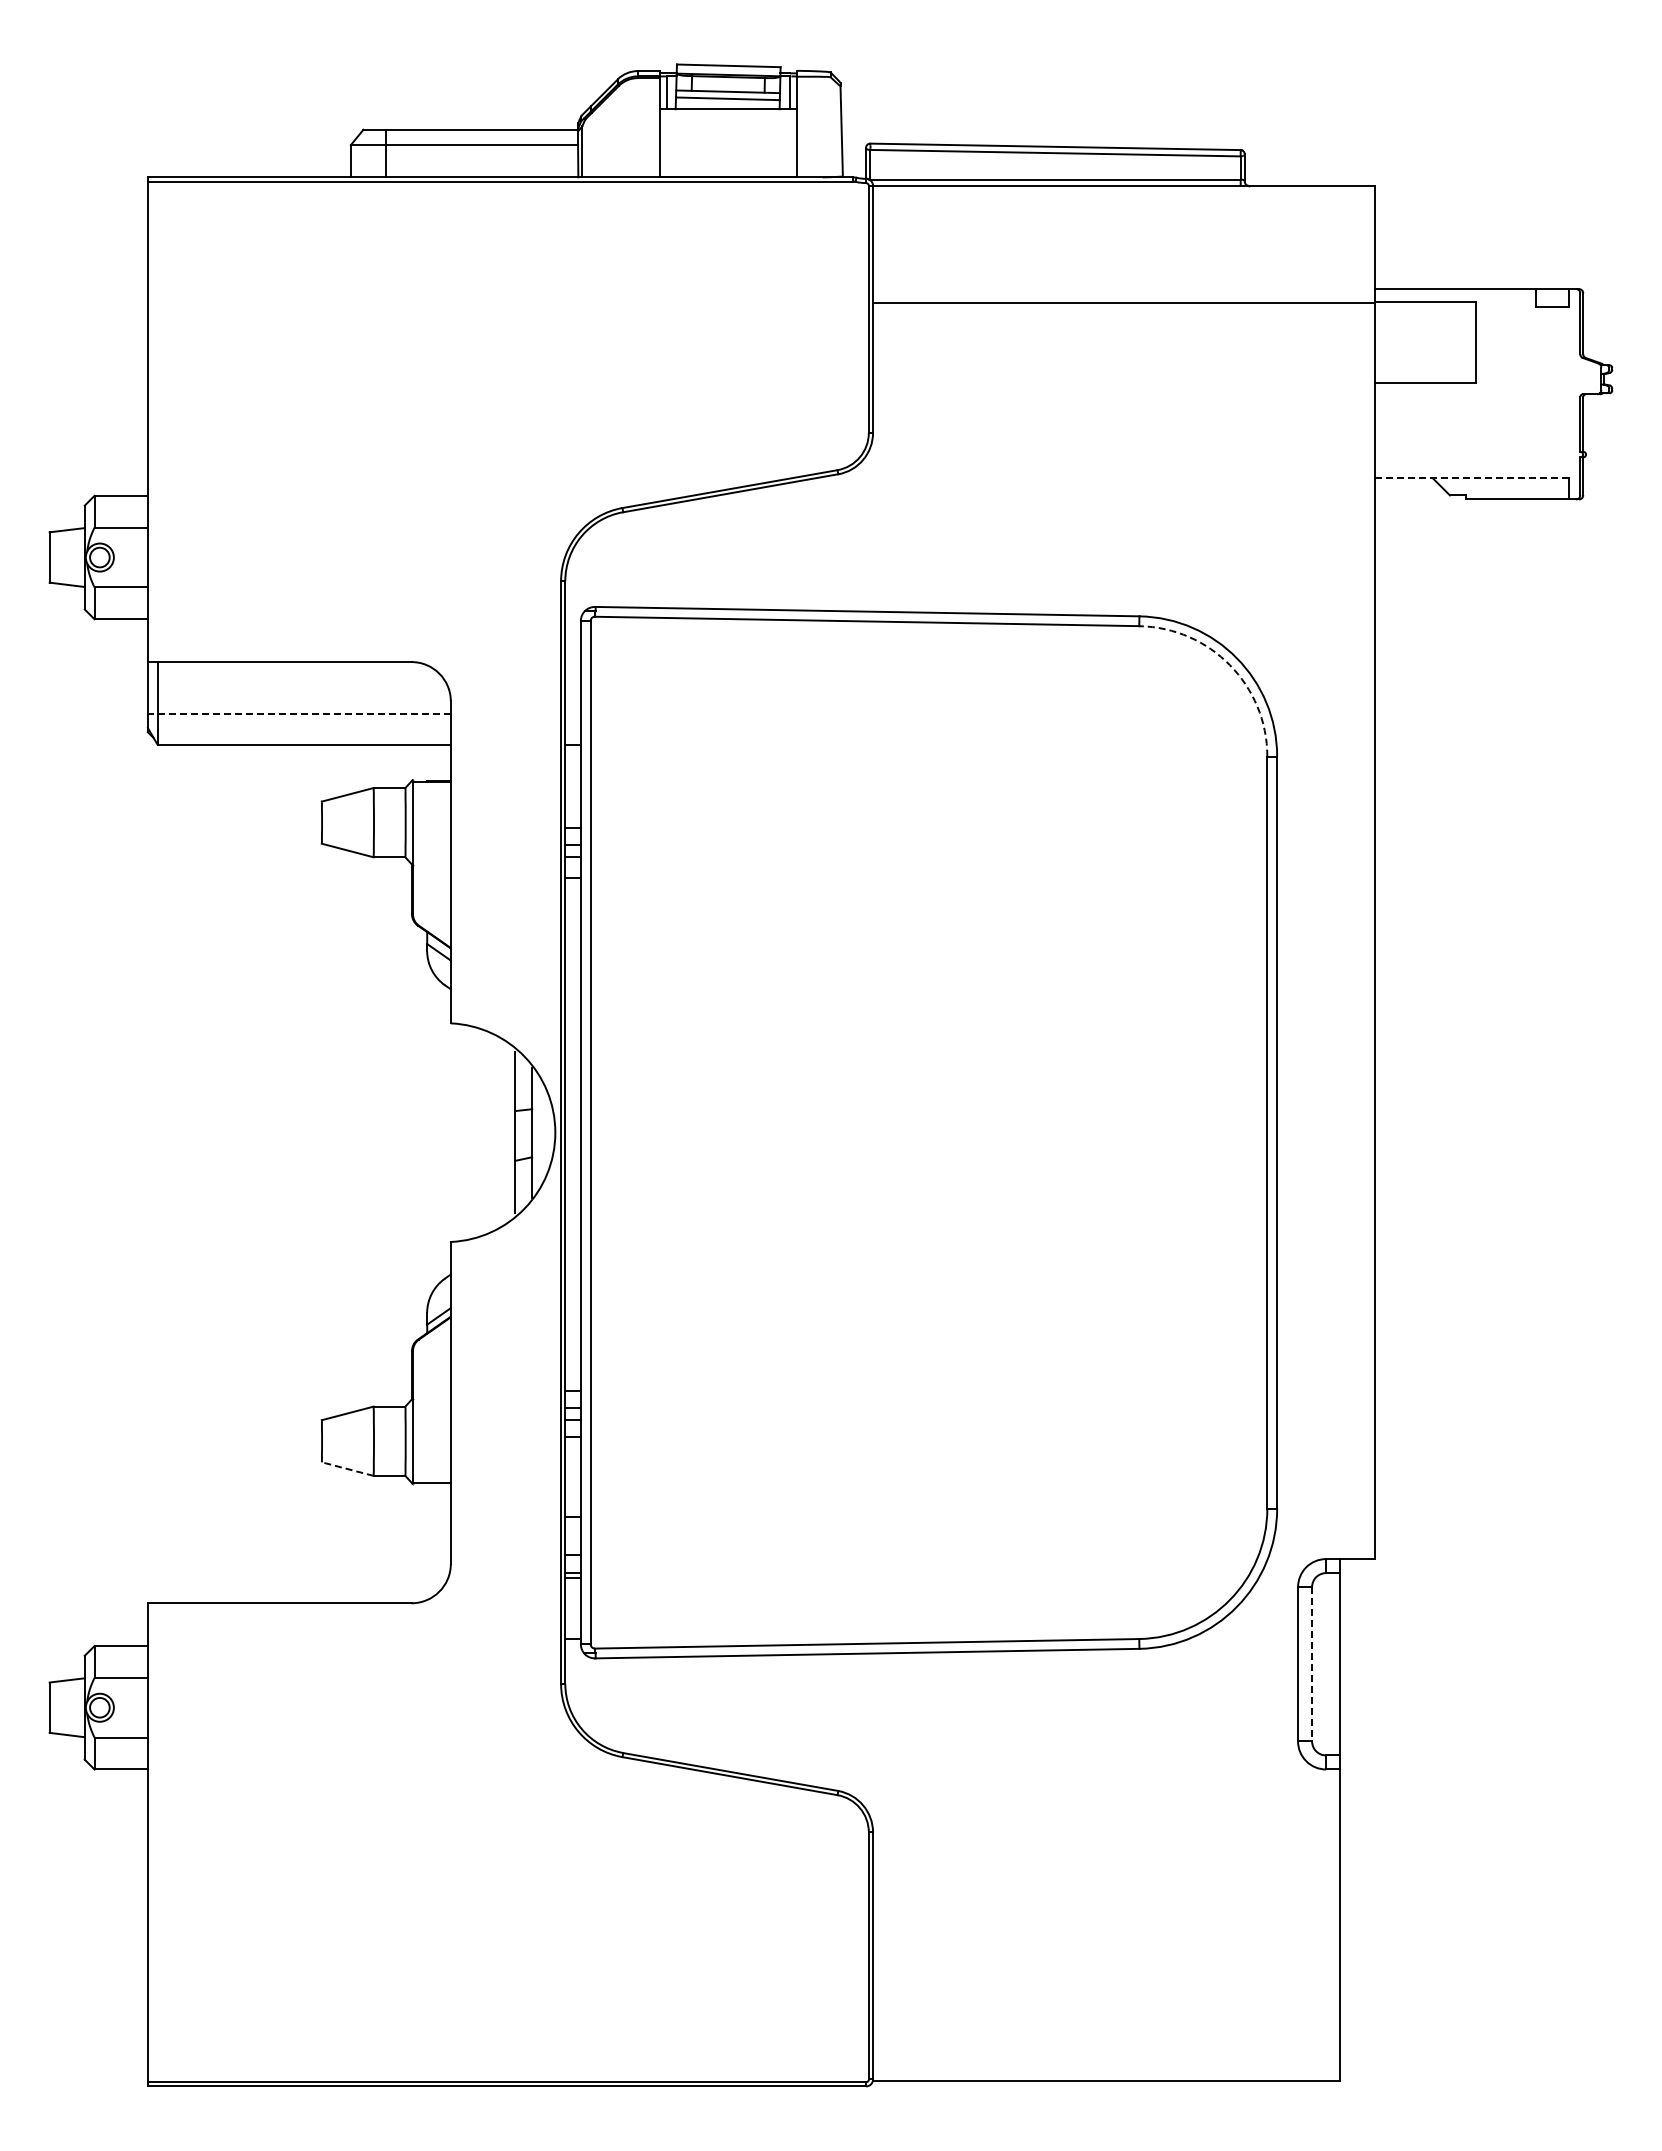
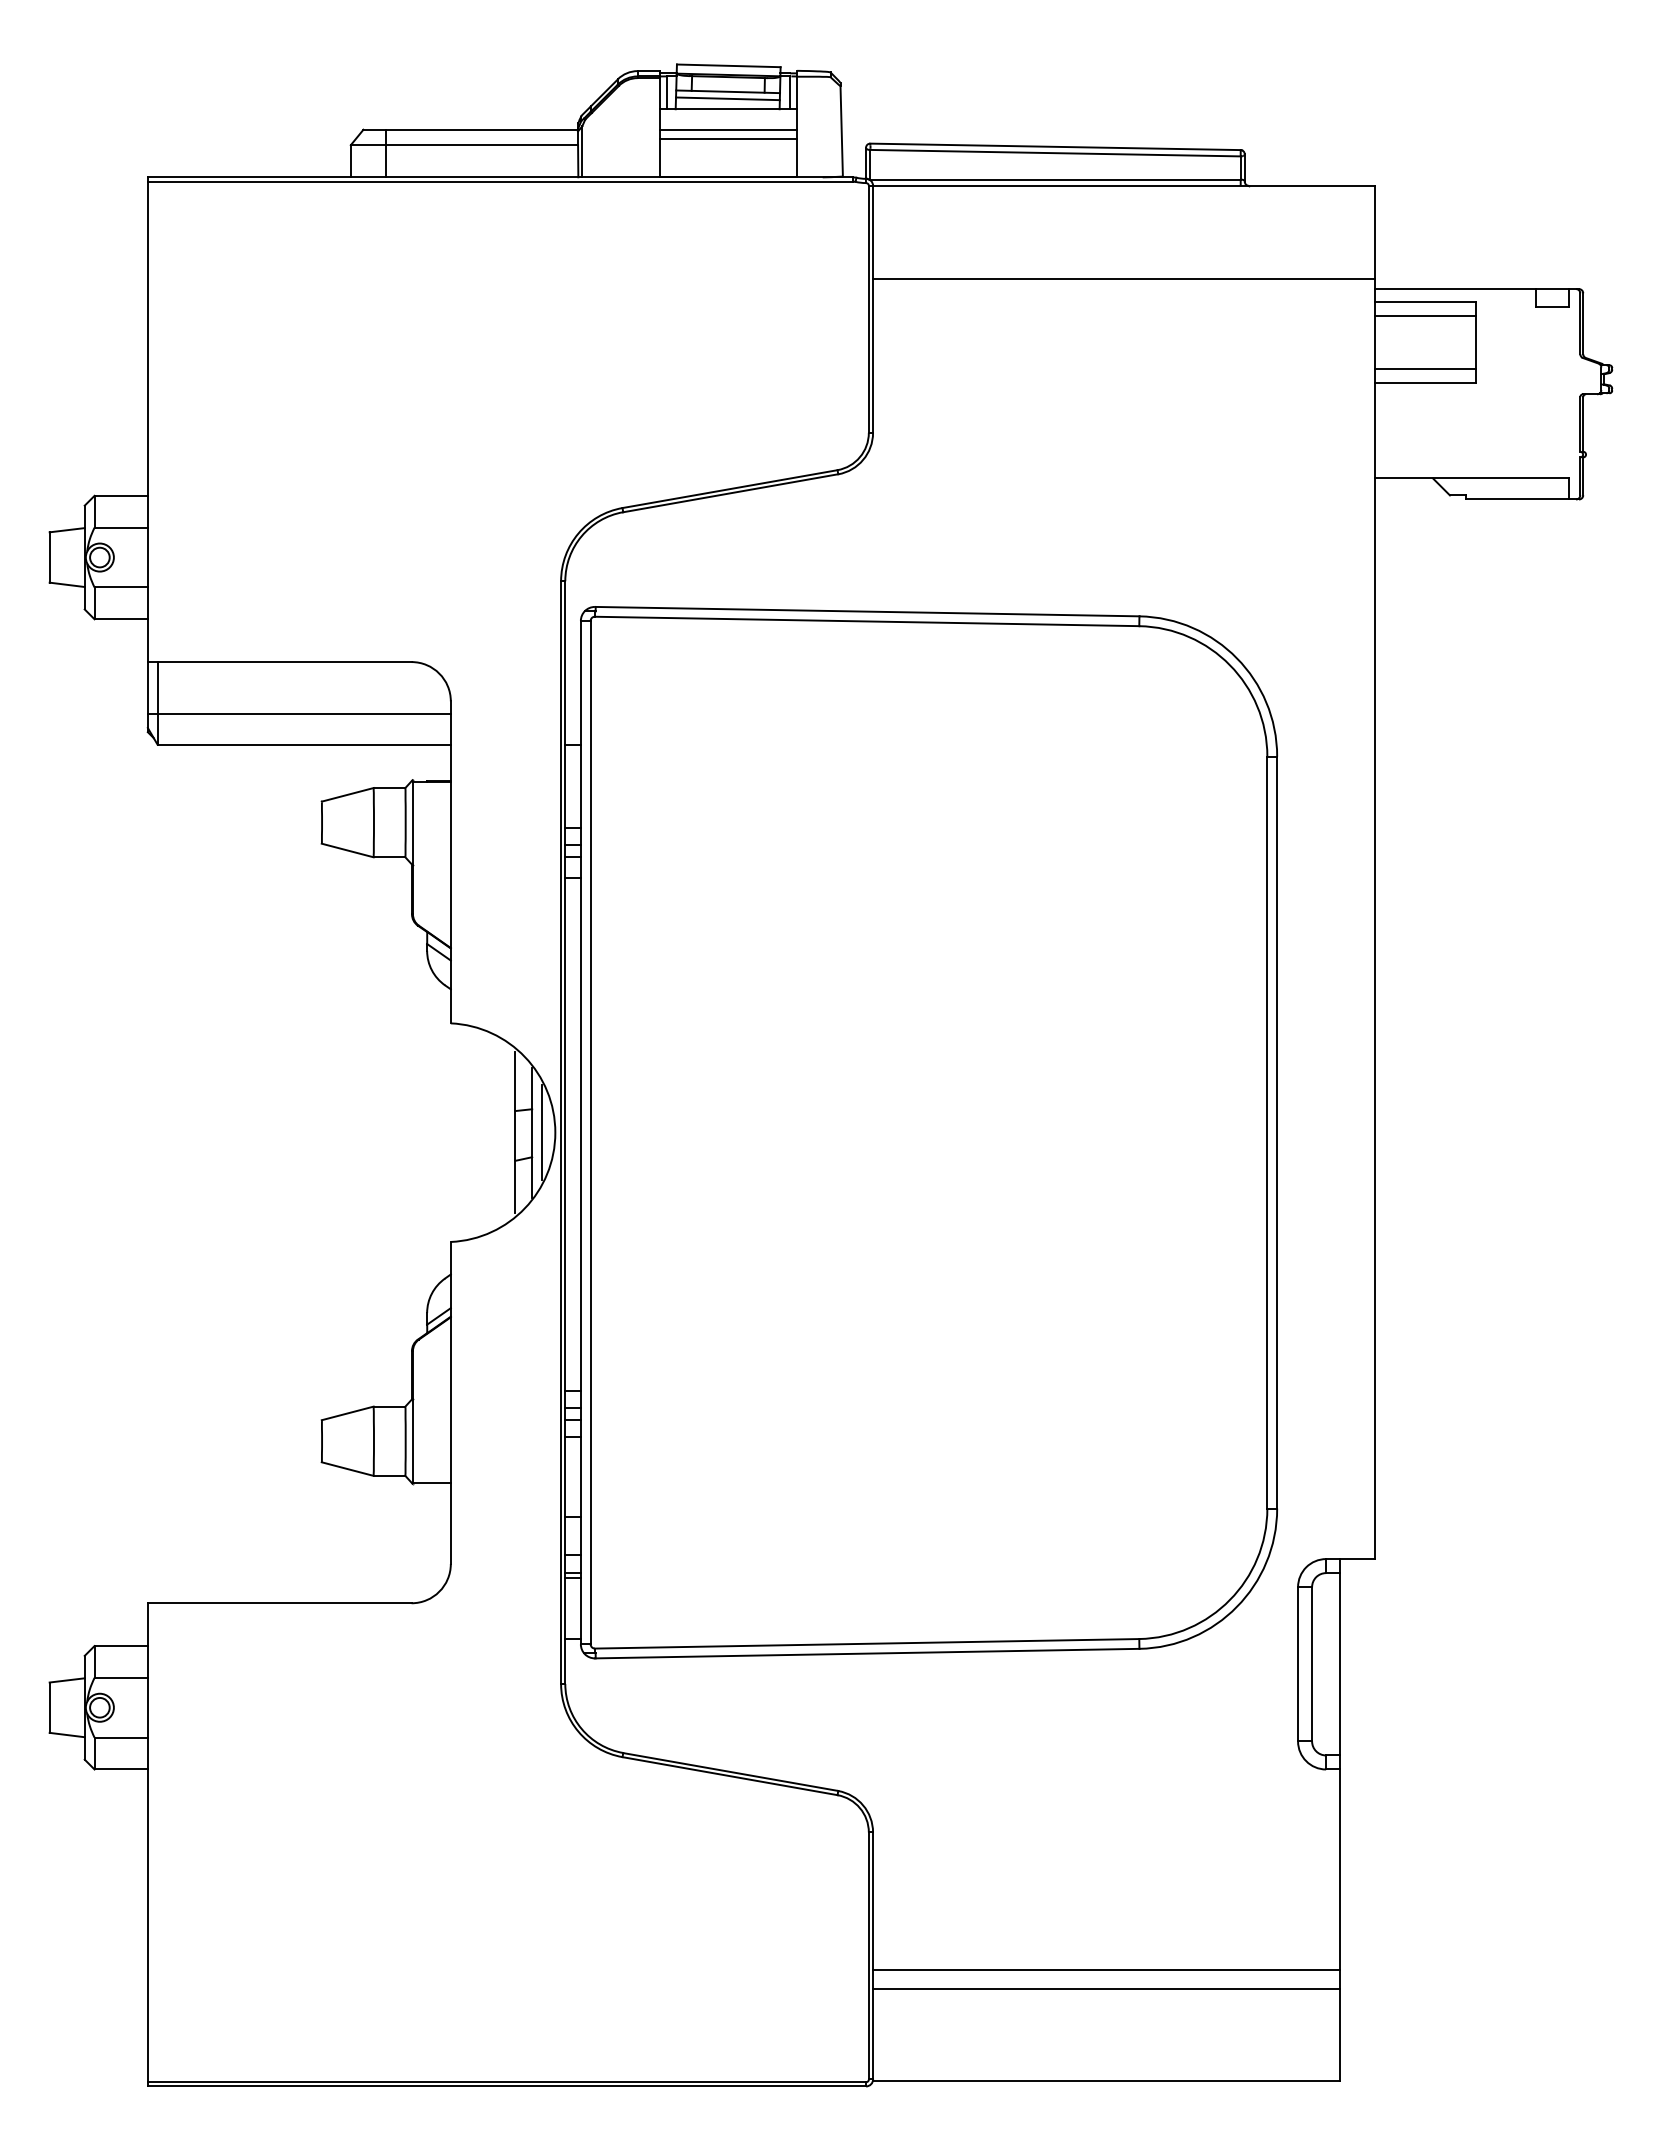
line: none -> present (728, 129)
line: none -> present (728, 139)
line position: (1124, 303) -> (1124, 279) (1124, 279)
line: none -> present (1425, 315)
line: none -> present (1425, 369)
line: dashed -> solid (1472, 478)
arc: dashed -> solid (1229, 665)
line: dashed -> solid (298, 713)
line: none -> present (542, 1132)
line: dashed -> solid (347, 1469)
line: dashed -> solid (1312, 1664)
line: none -> present (1106, 1970)
line: none -> present (1106, 1989)
